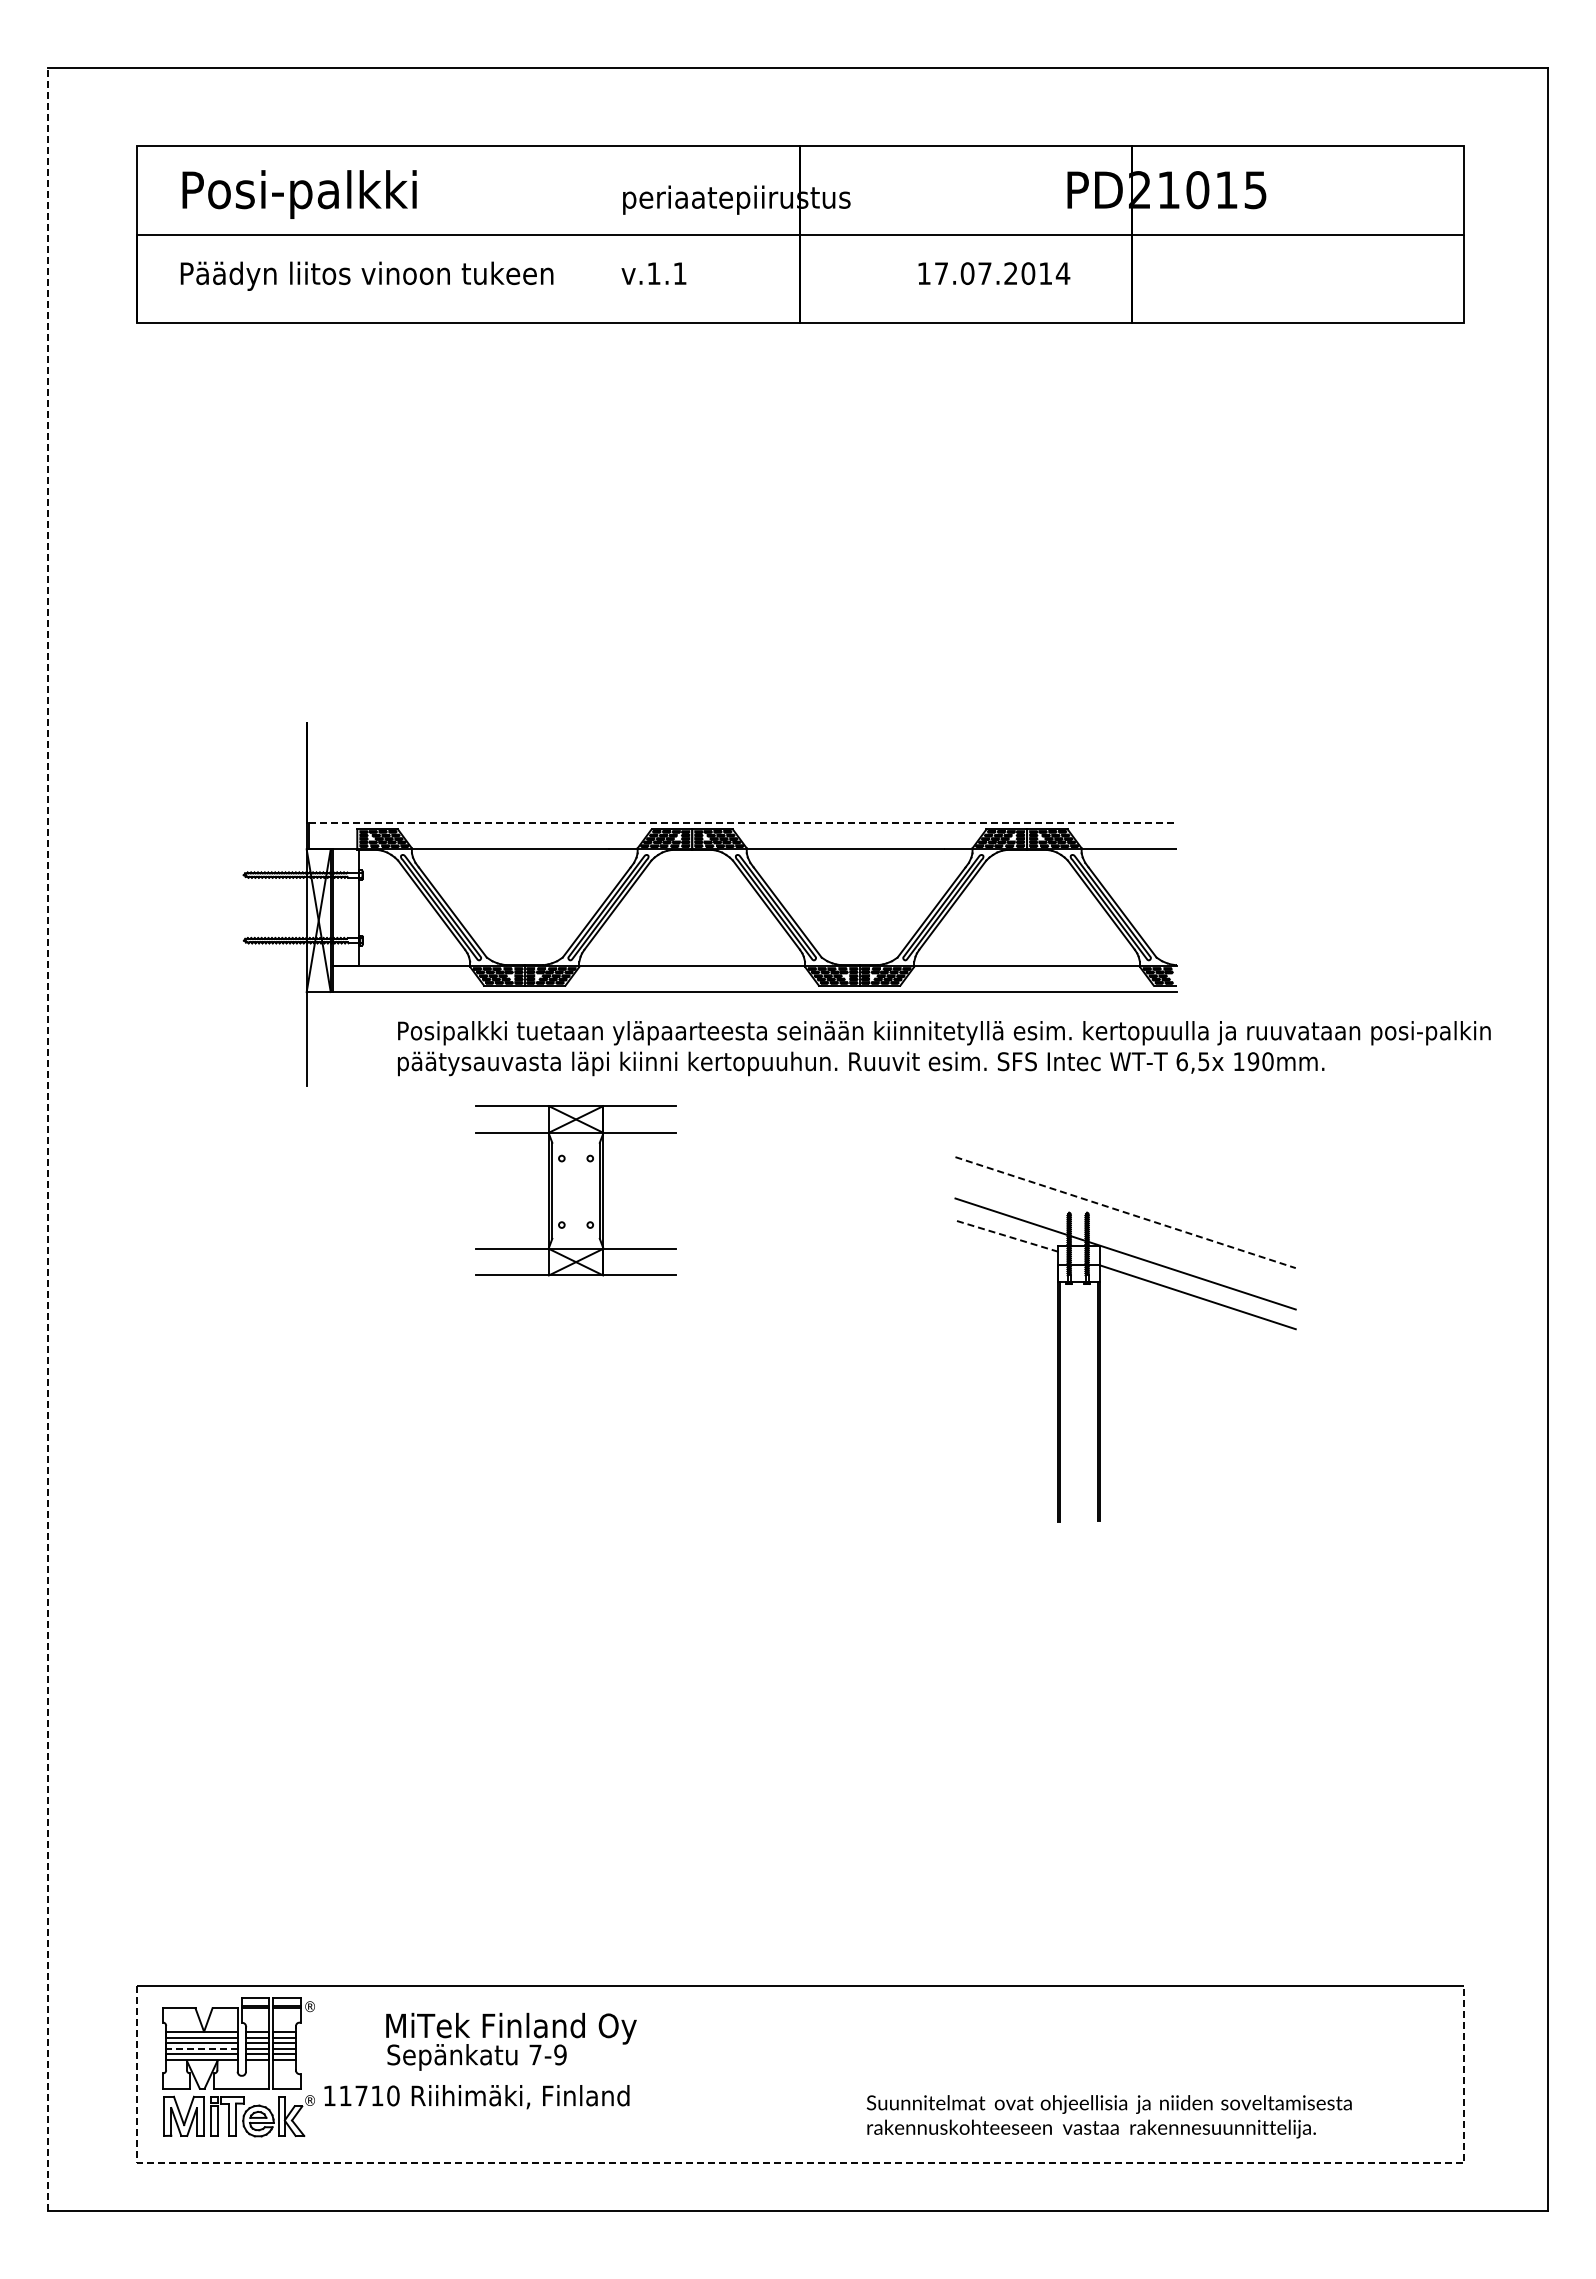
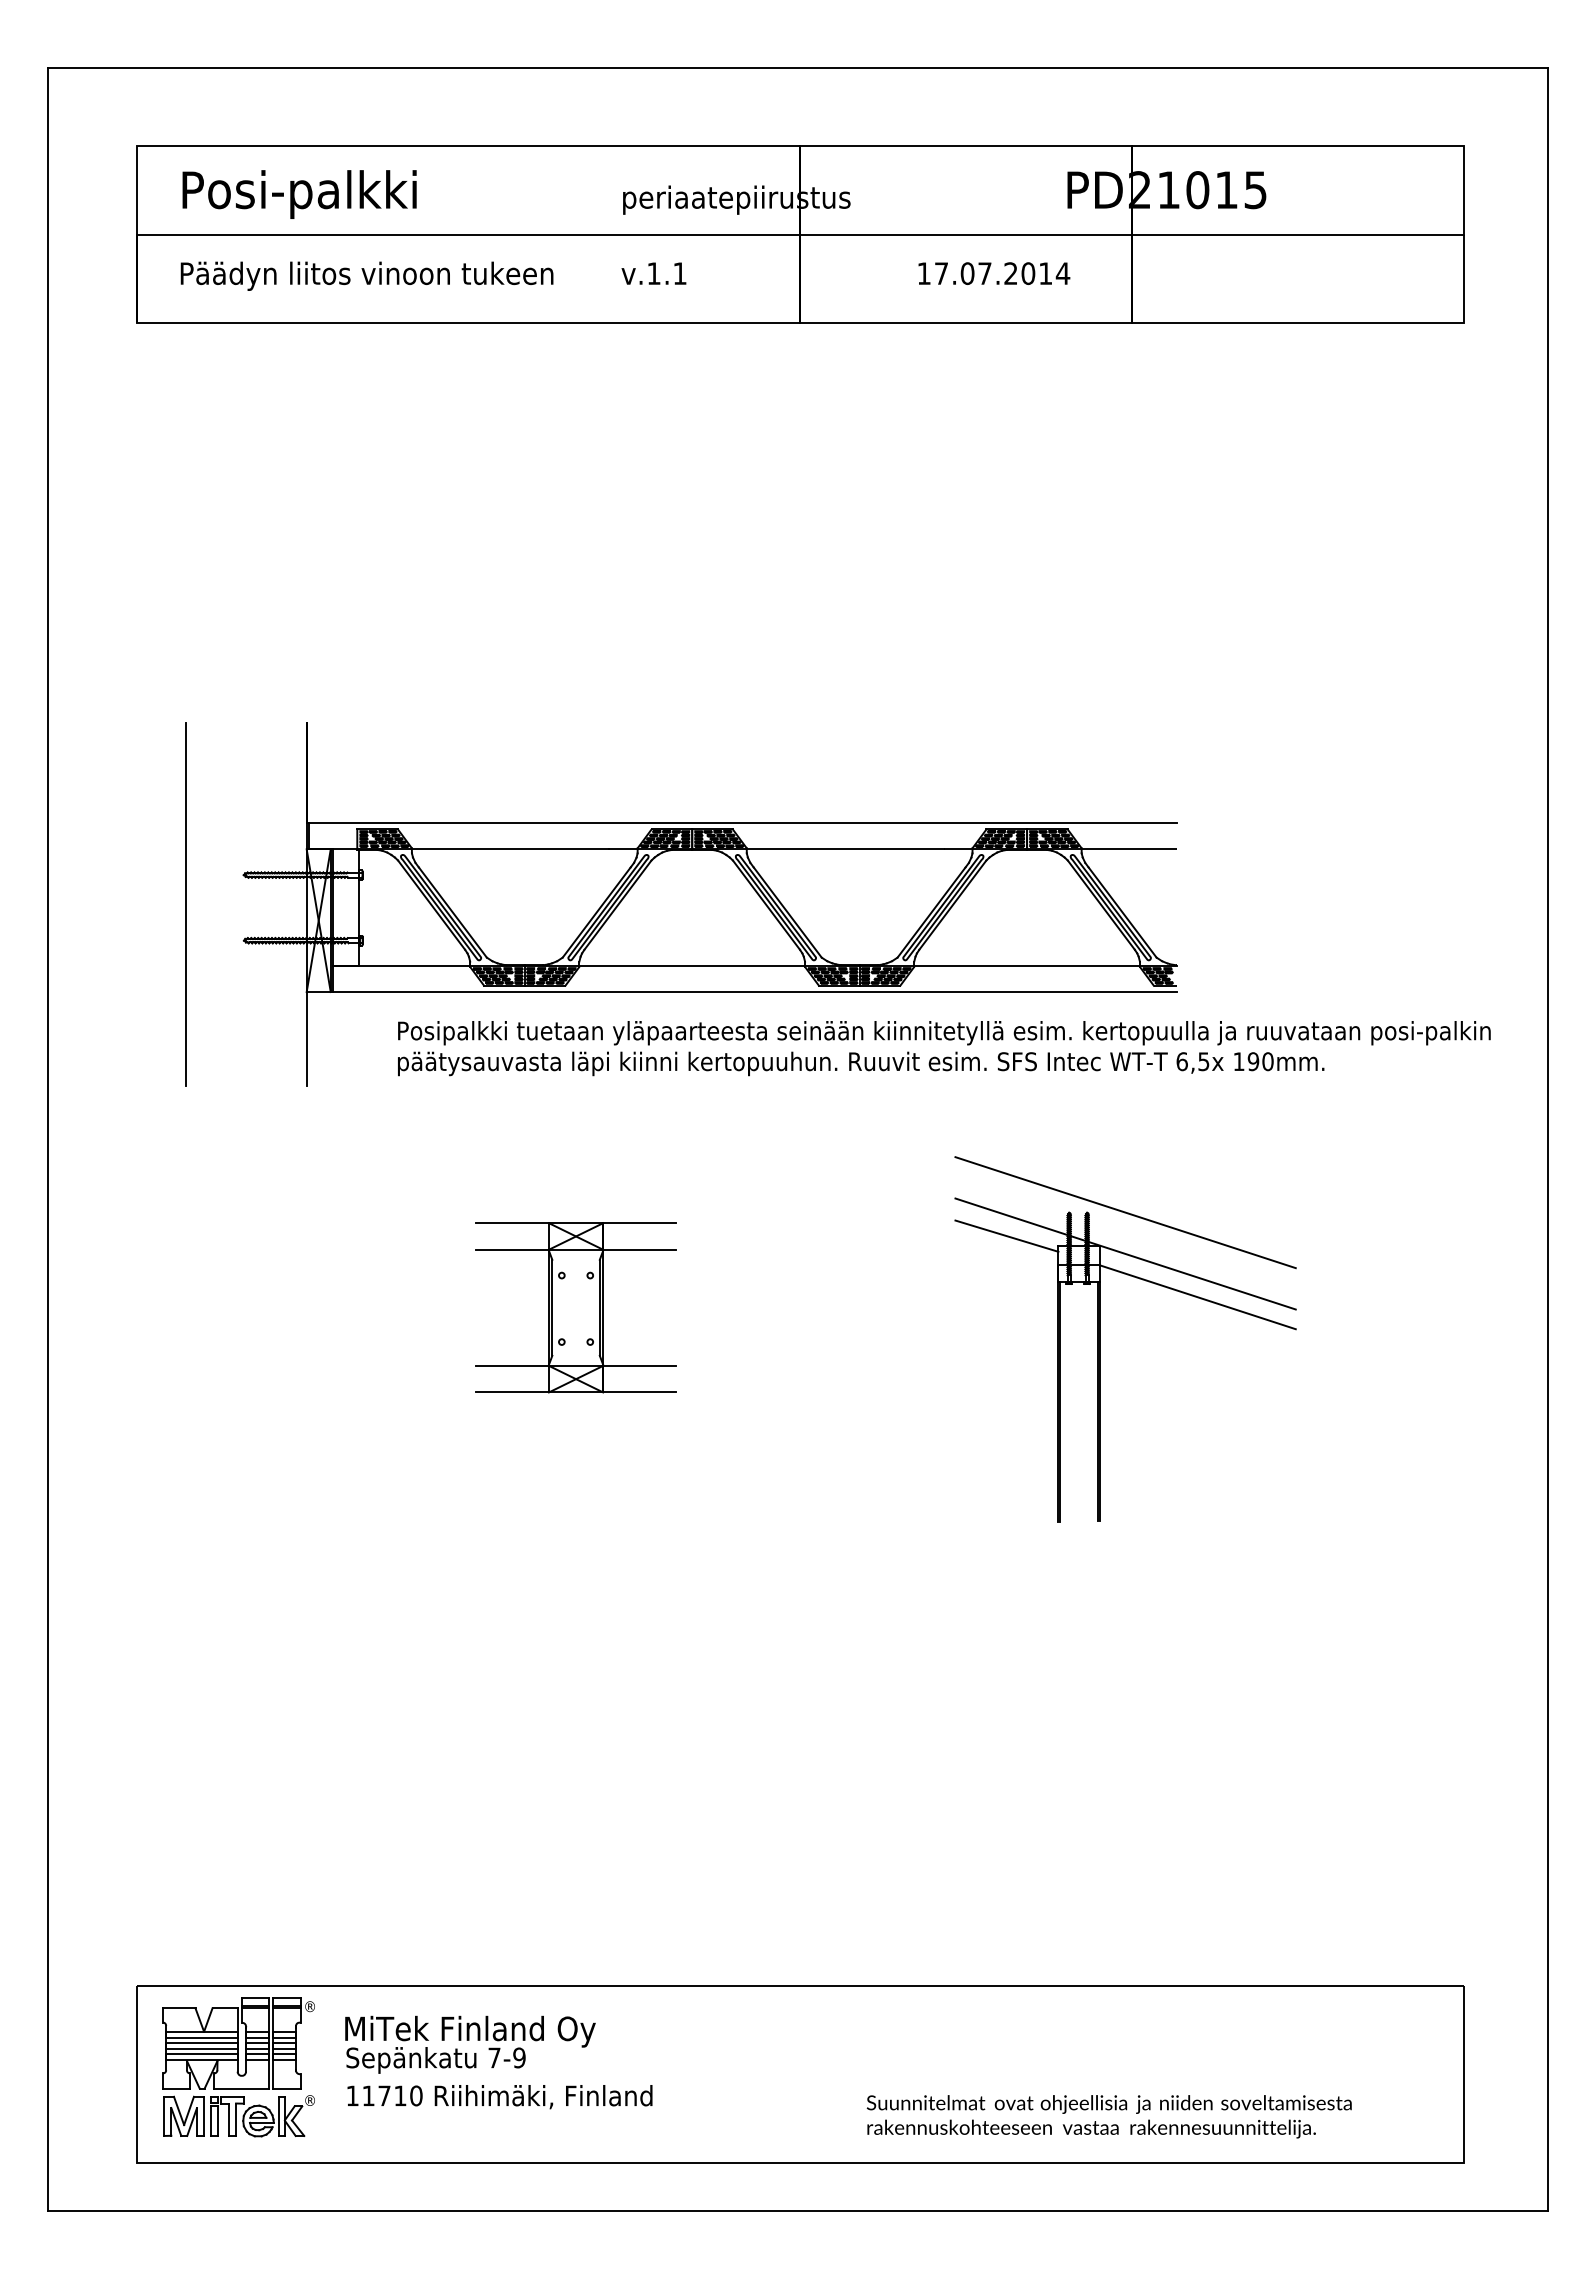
line: dashed -> solid (743, 822)
line: none -> present (185, 904)
line: dashed -> solid (47, 1139)
part position: (575, 1190) -> (575, 1307) (575, 1307)
line: dashed -> solid (1125, 1212)
line: dashed -> solid (1006, 1236)
text position: (511, 2041) -> (470, 2044) (470, 2044)
line: dashed -> solid (201, 2049)
text position: (476, 2097) -> (499, 2097) (499, 2097)
line: dashed -> solid (800, 2163)
